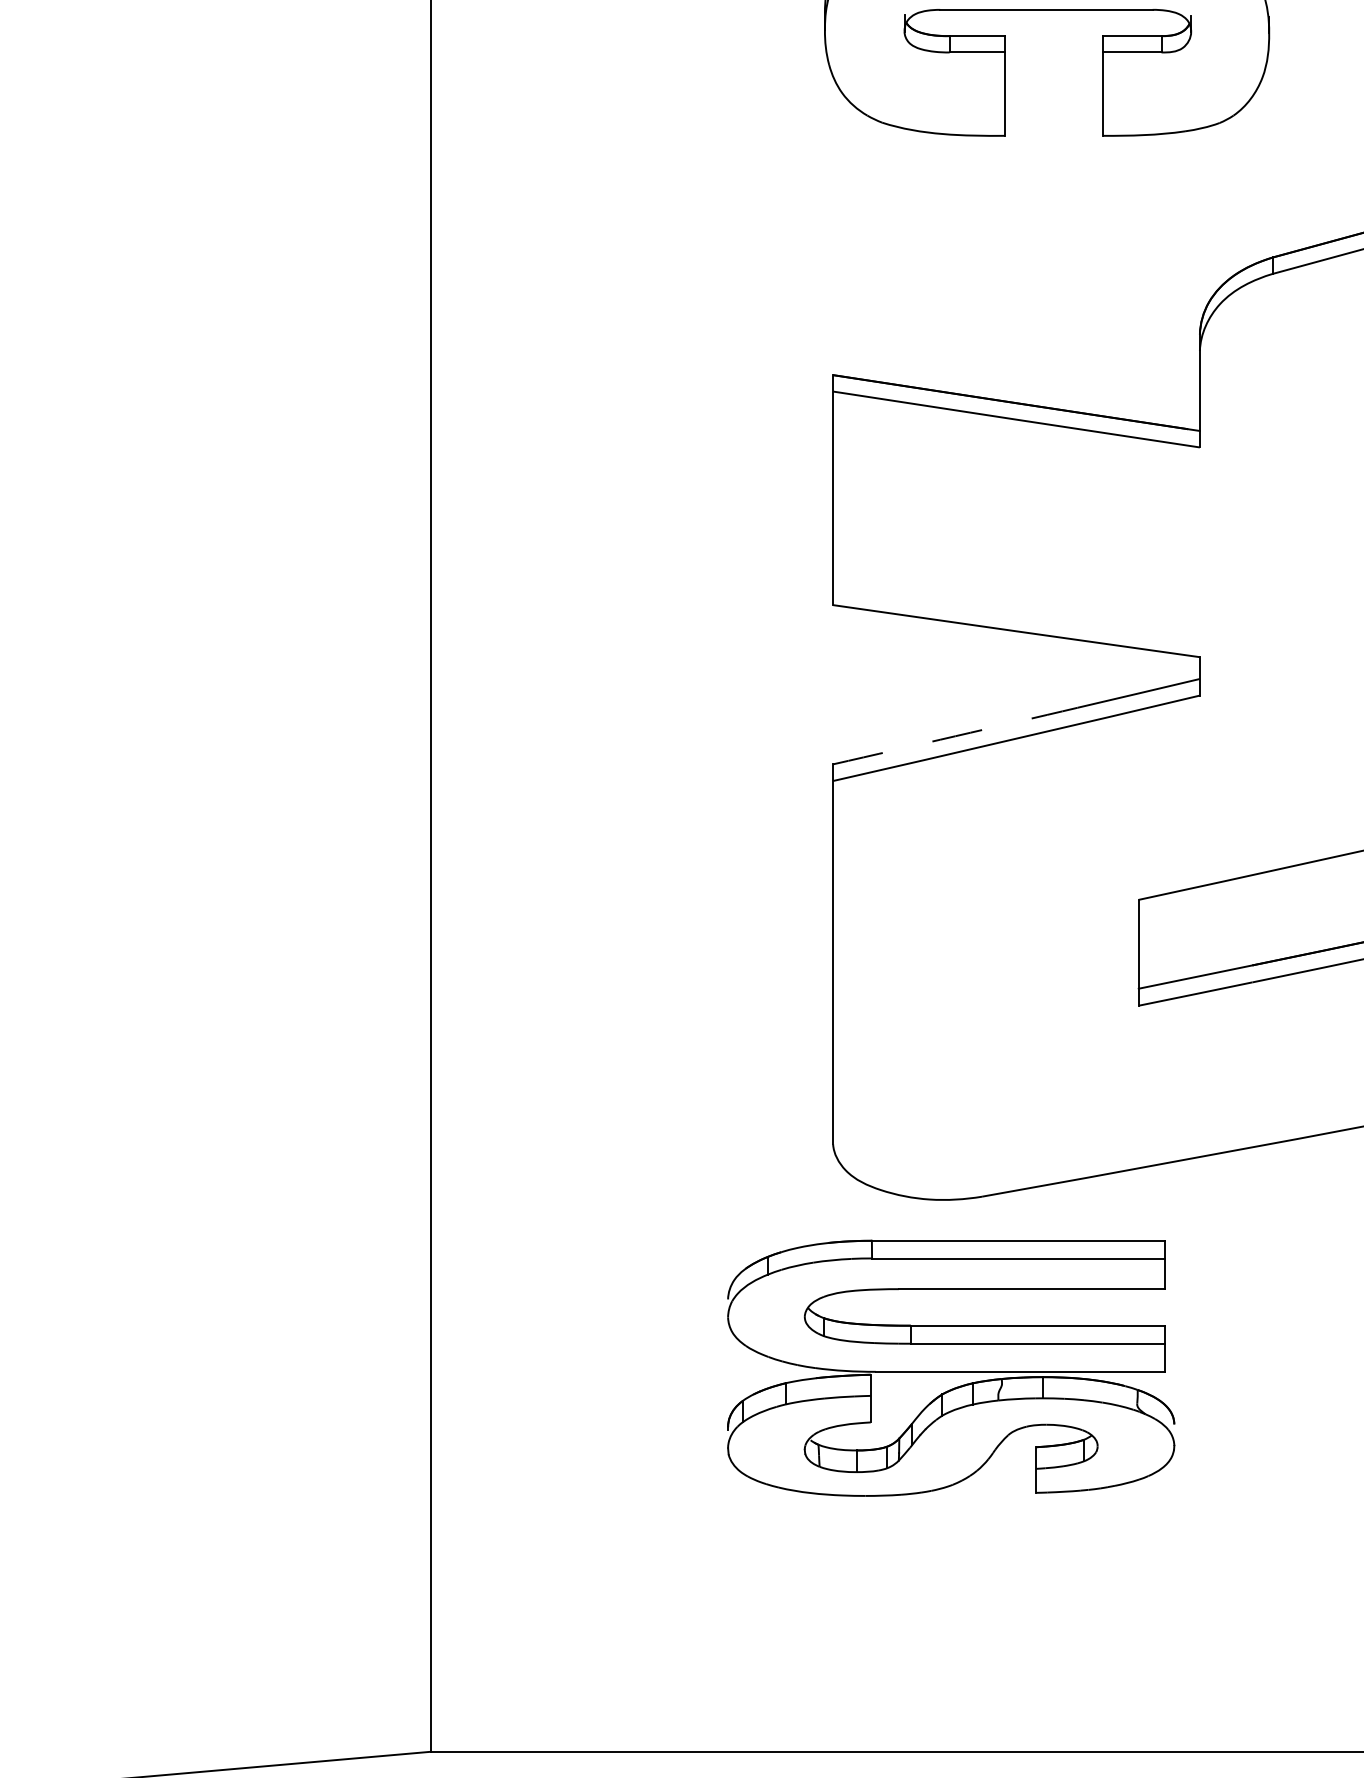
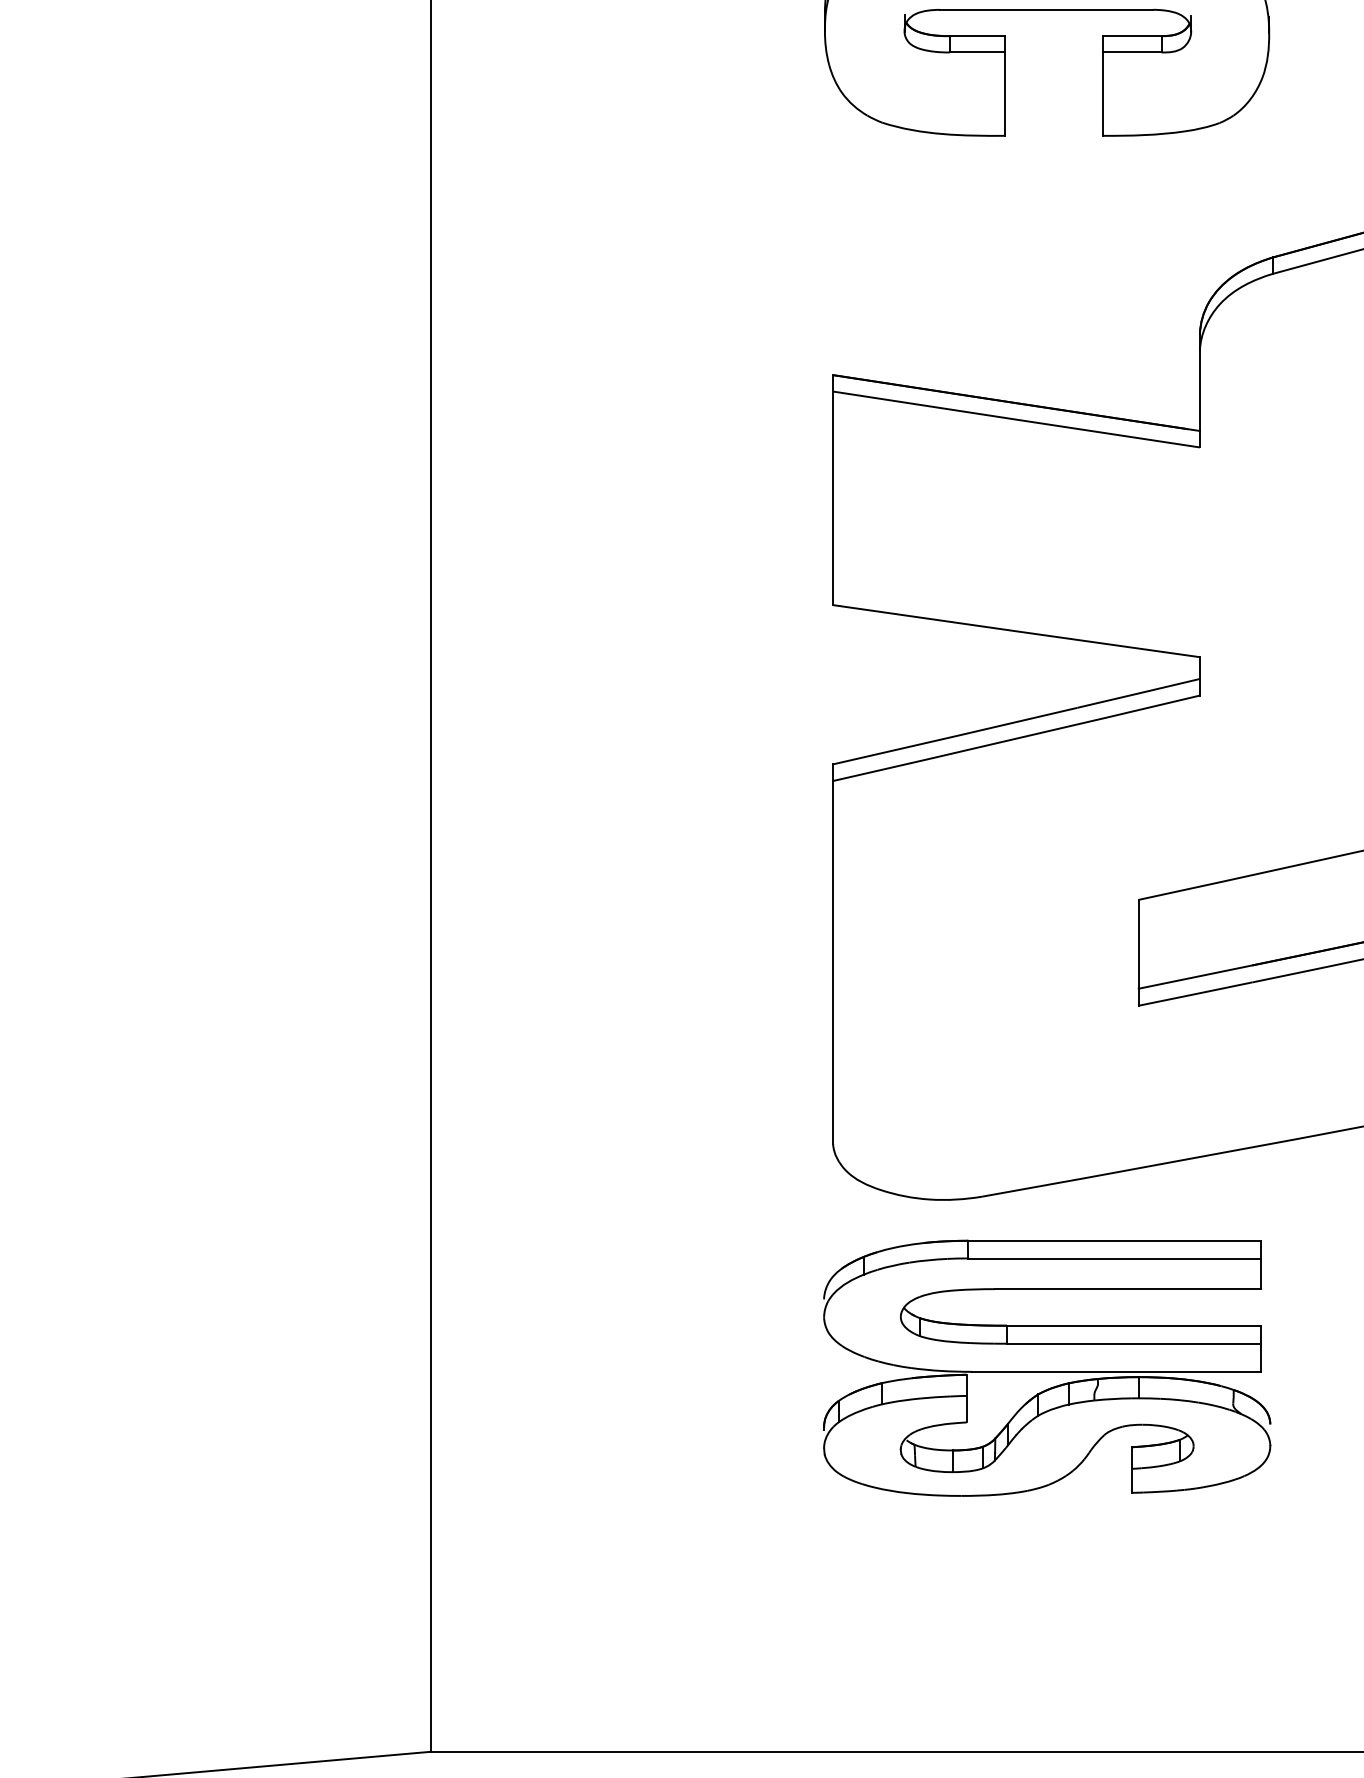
arc: dashed -> solid (955, 736)
part position: (951, 1367) -> (1047, 1367) (1047, 1367)
